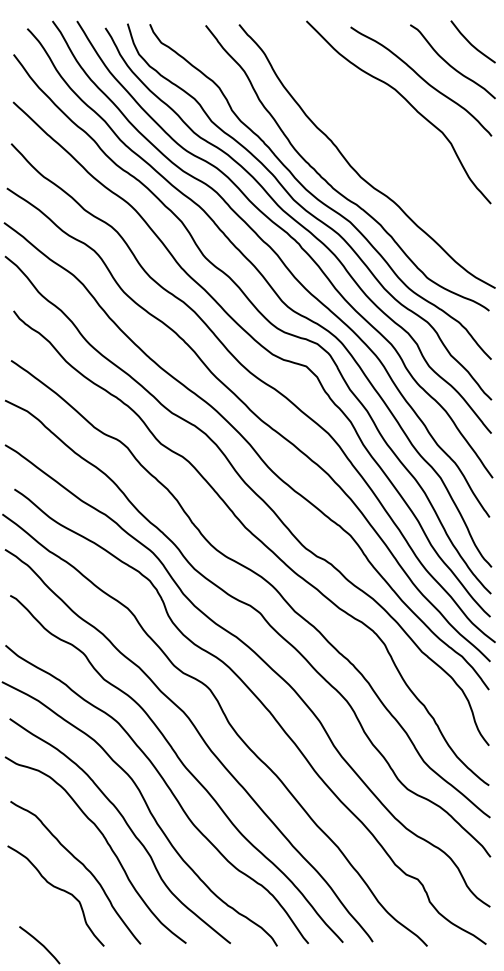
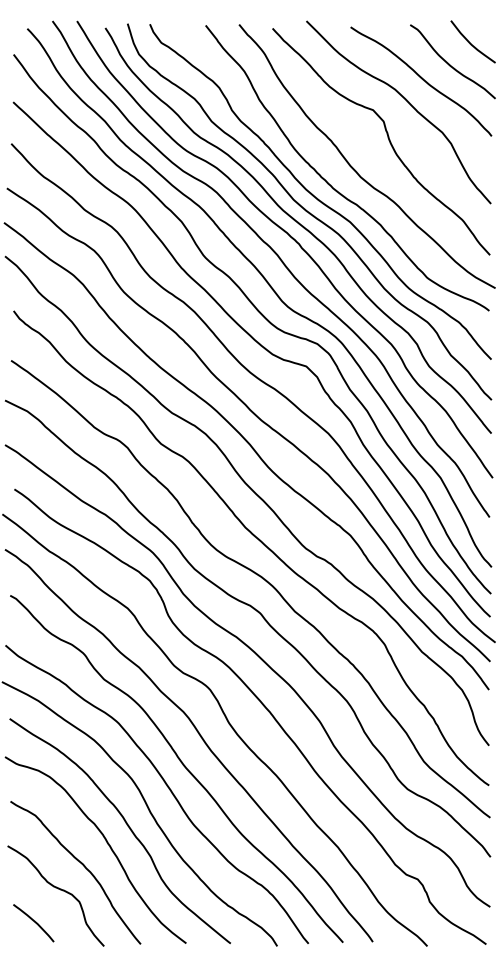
curve: none -> present (387, 138)
curve position: (40, 944) -> (34, 922) (34, 922)
